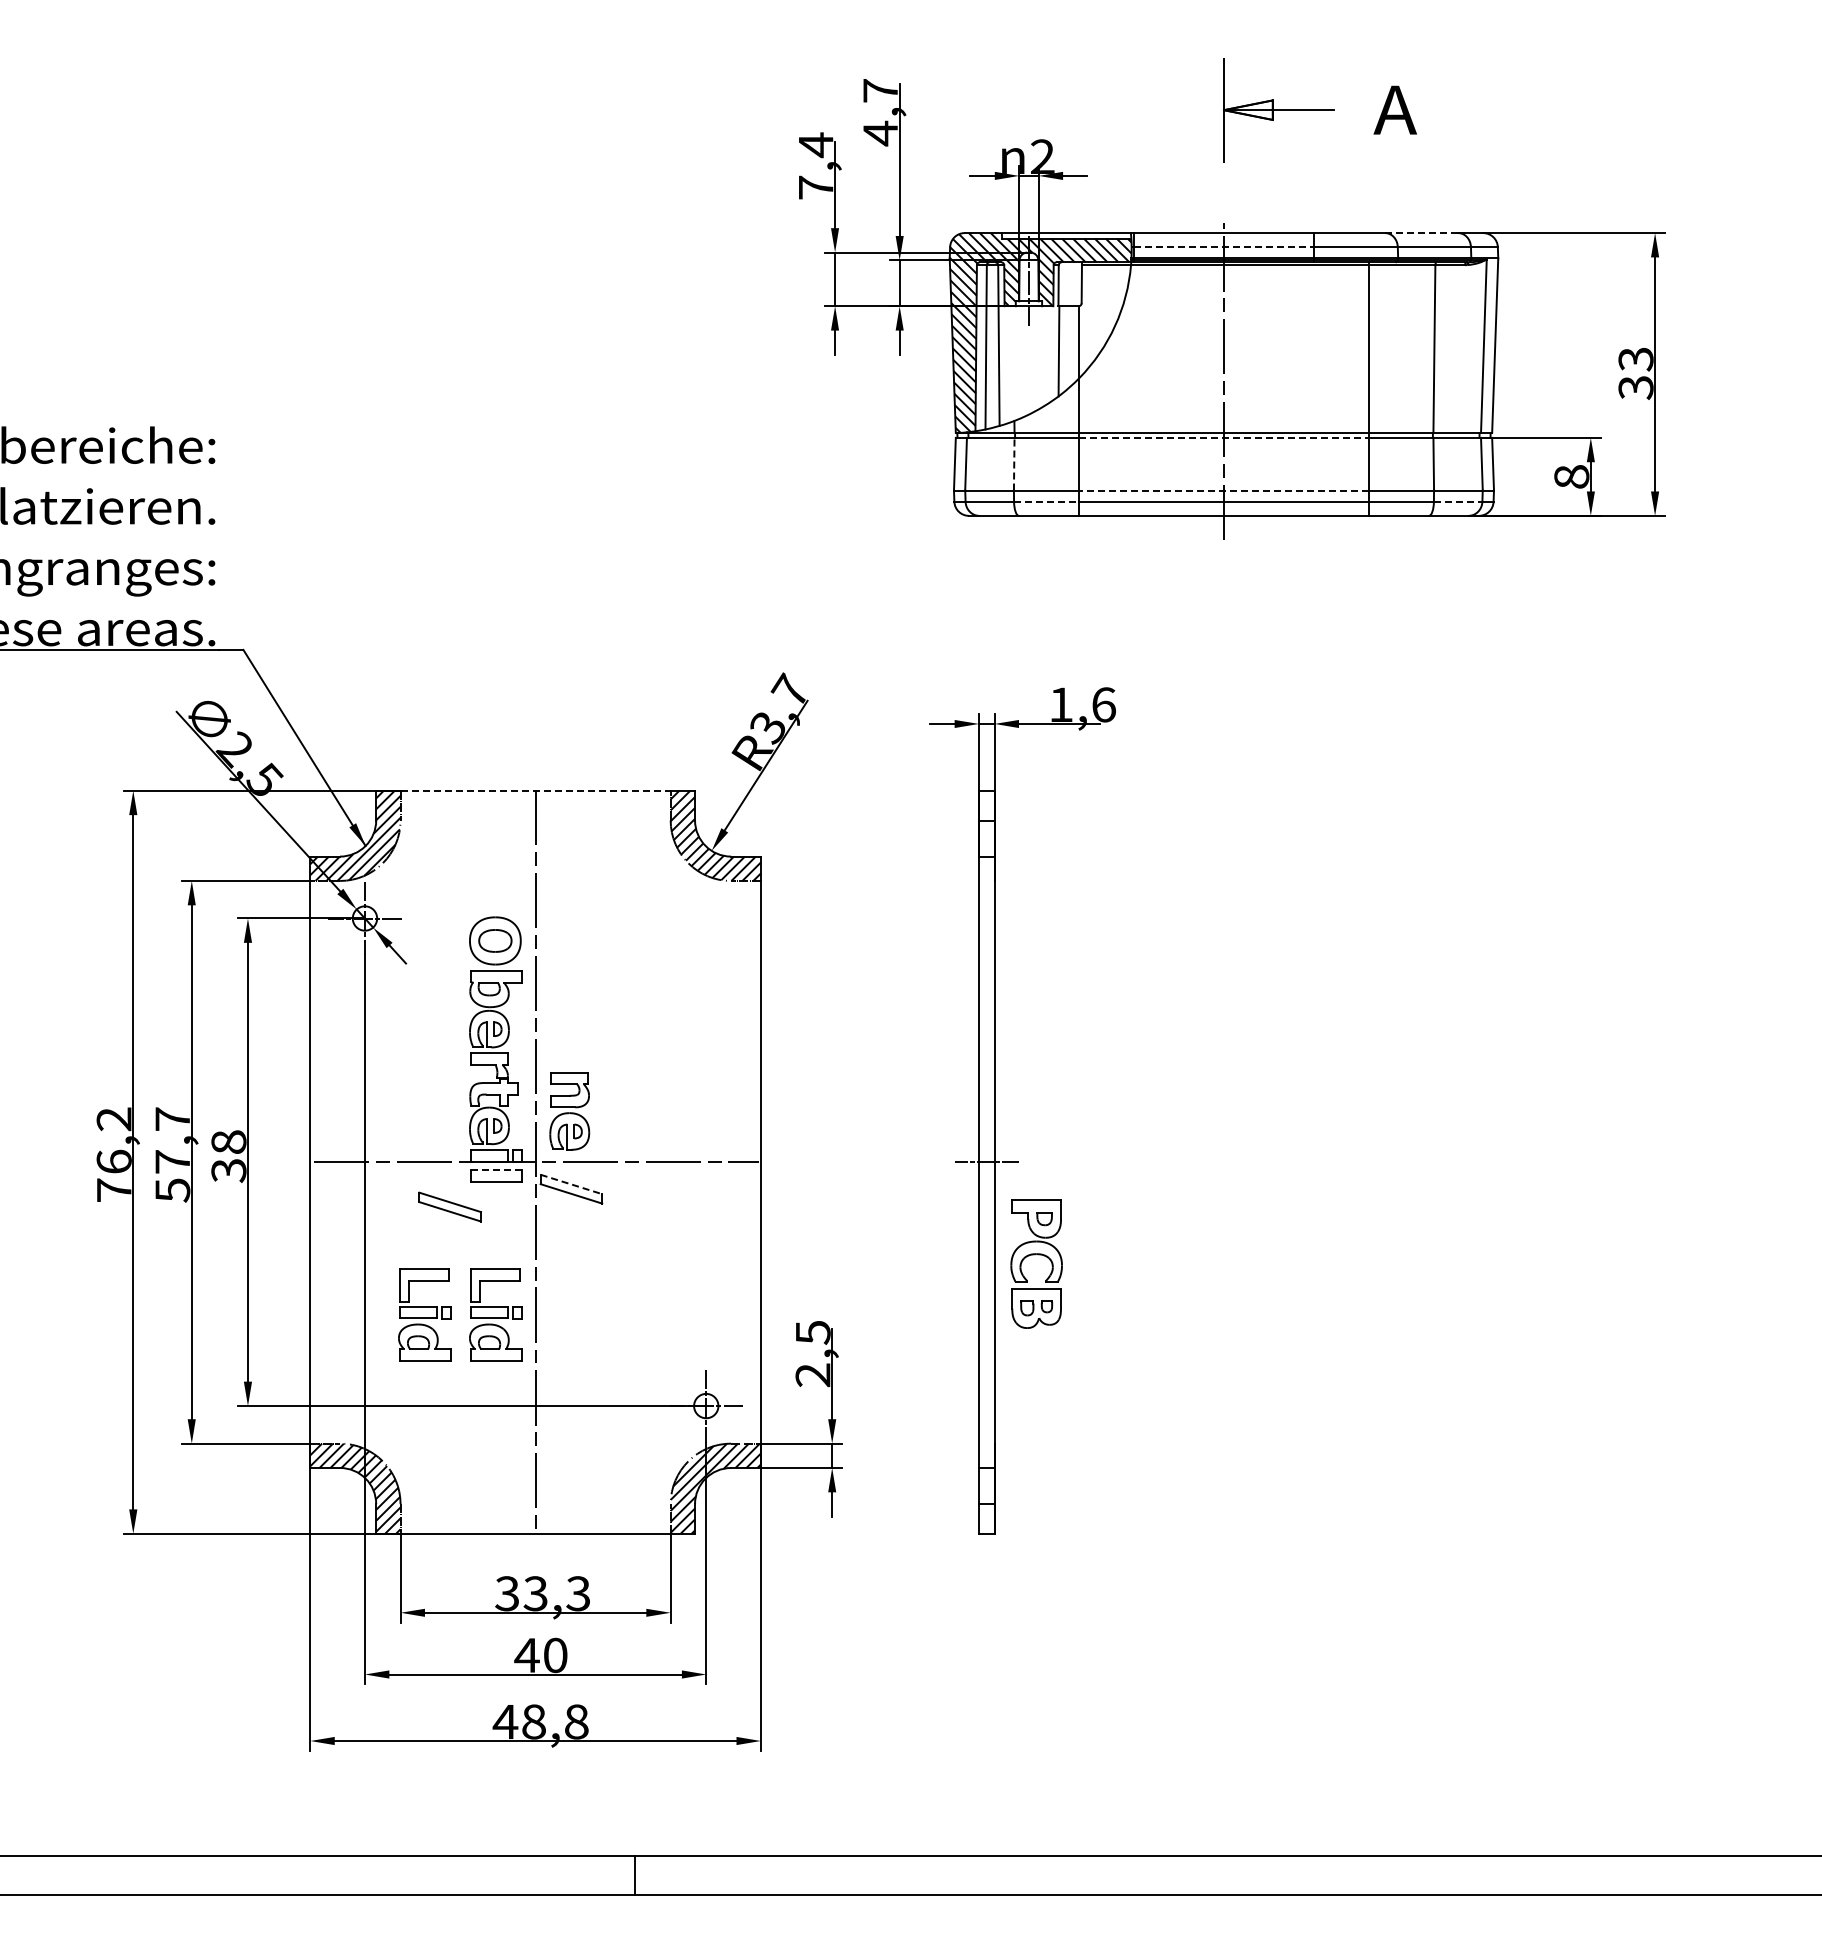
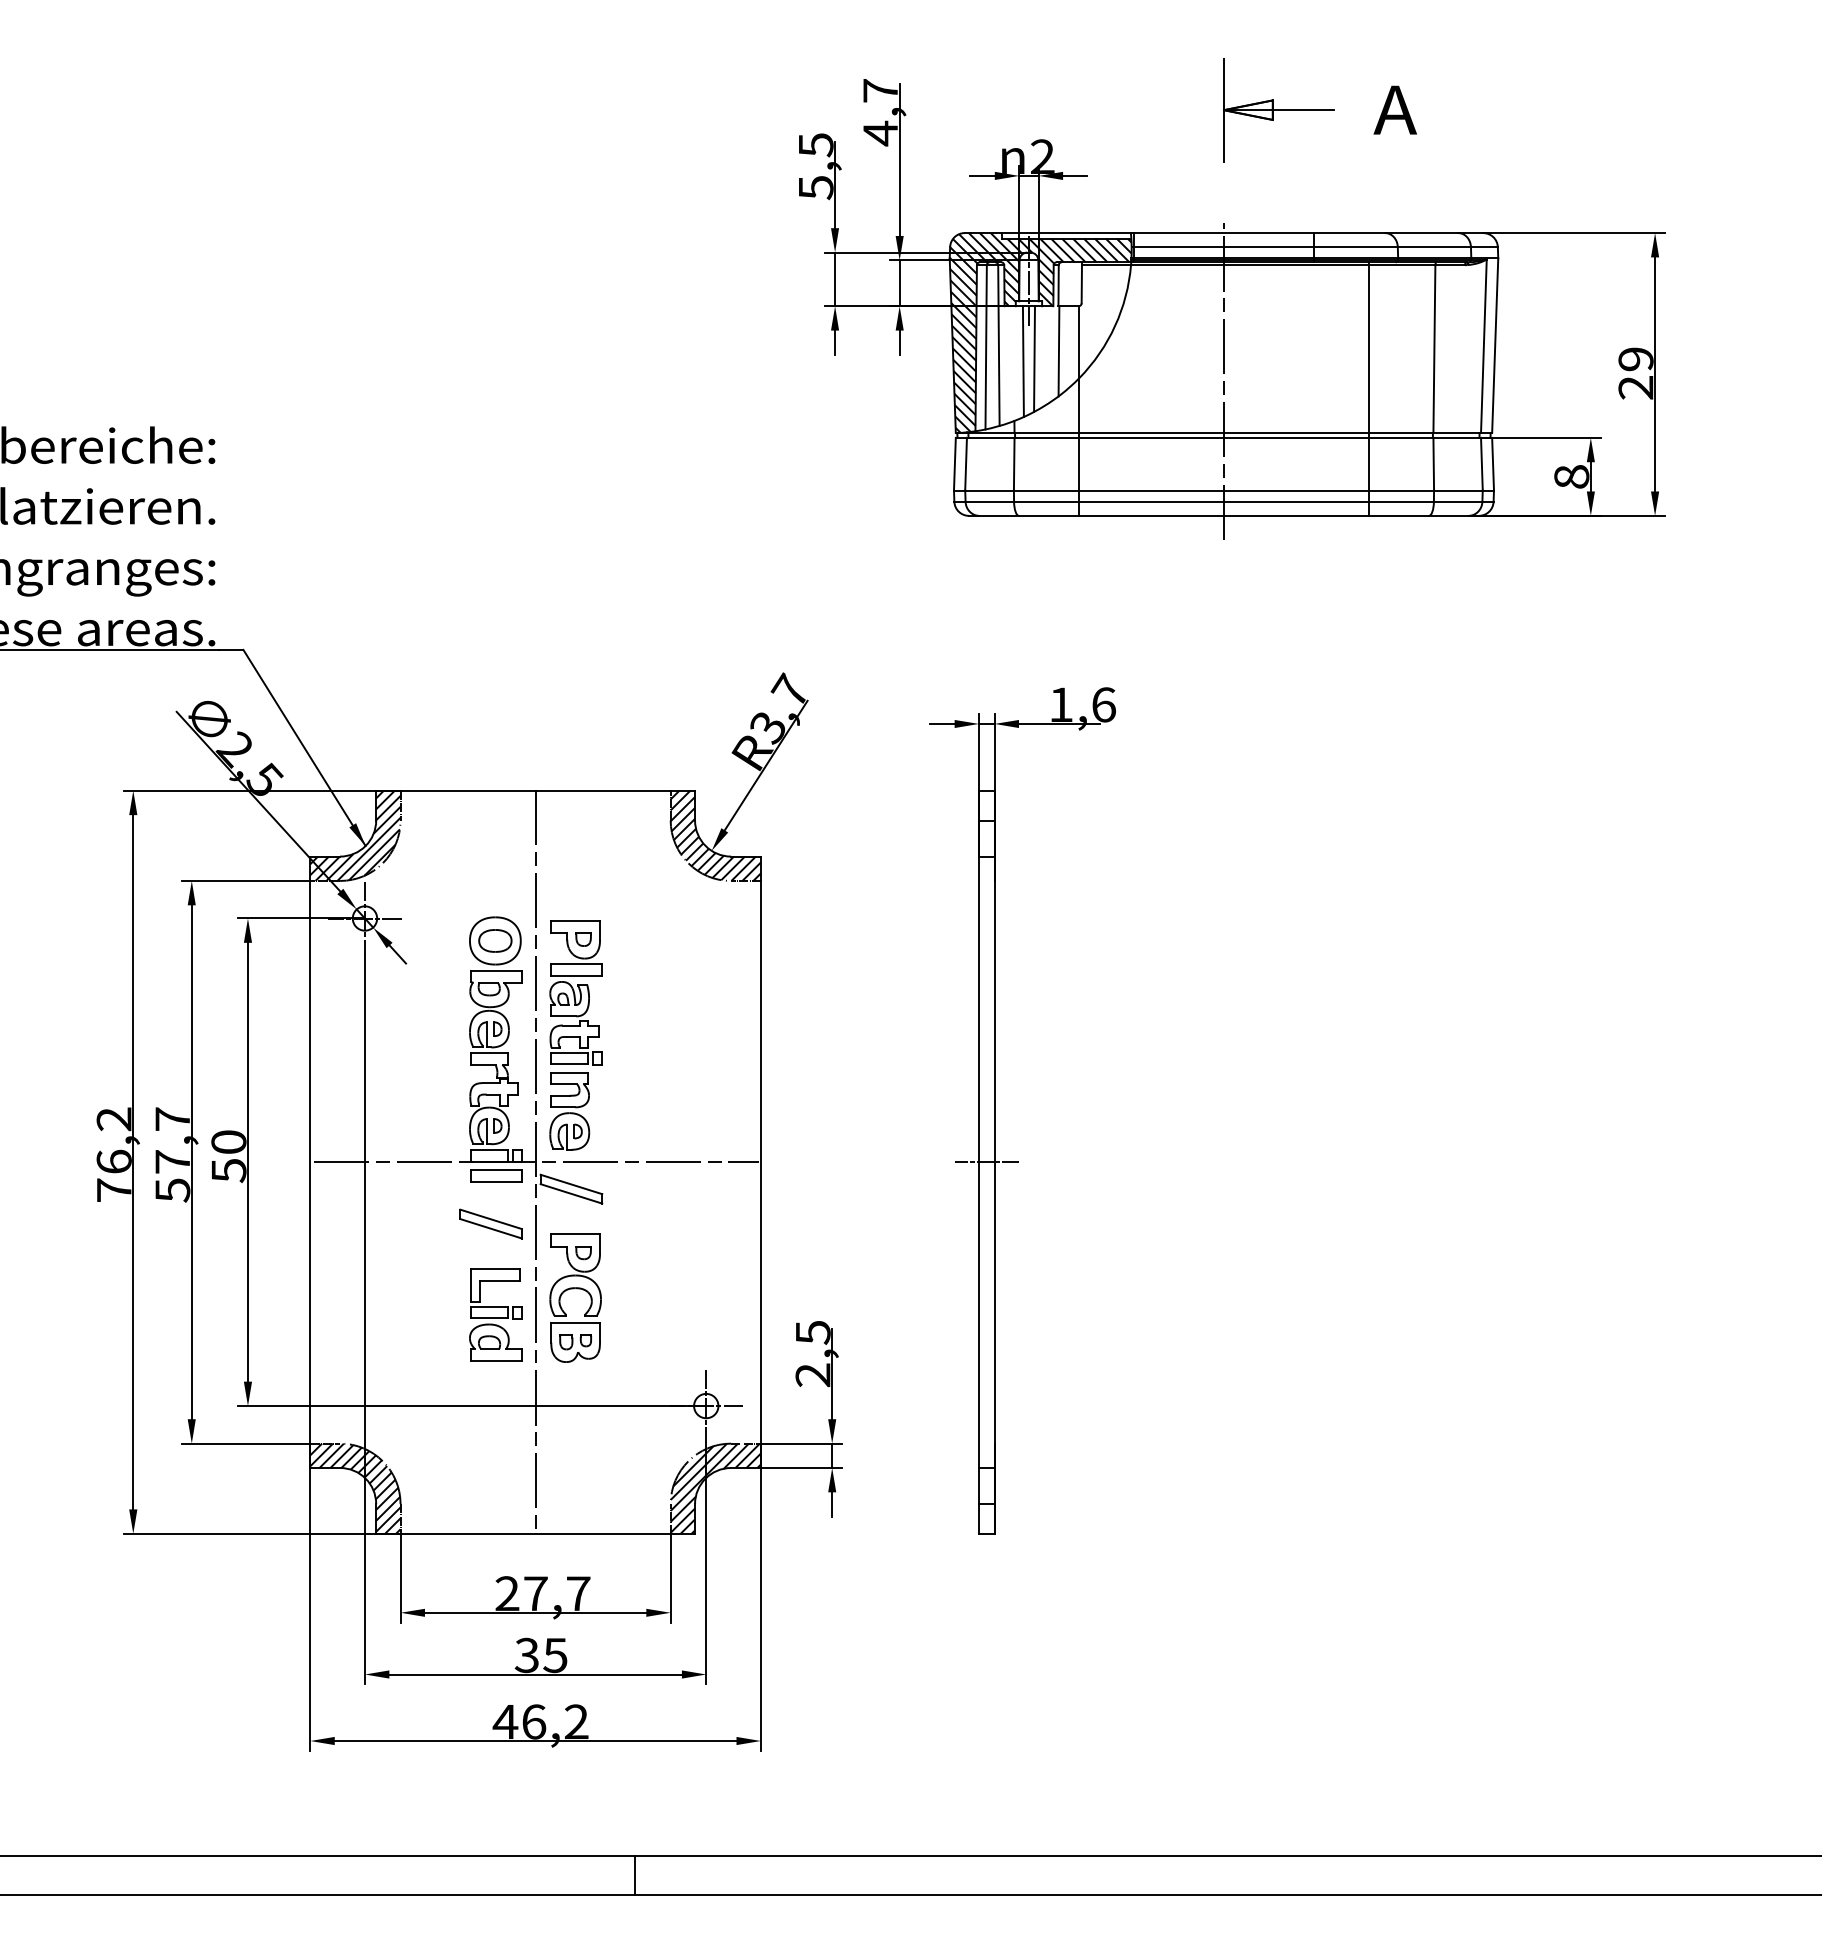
text: 7,4 -> 5,5 (816, 166)
line: dashed -> solid (1421, 233)
line: dashed -> solid (1223, 247)
line: none -> present (1034, 358)
line: none -> present (1022, 361)
text: 33 -> 29 (1635, 373)
line: dashed -> solid (1223, 437)
line: dashed -> solid (1014, 463)
line: dashed -> solid (1223, 490)
line: dashed -> solid (1046, 501)
line: dashed -> solid (1458, 501)
line: dashed -> solid (536, 790)
part: none -> present (575, 992)
text: 38 -> 50 (228, 1156)
line: dashed -> solid (496, 1170)
line: dashed -> solid (571, 1184)
part position: (449, 1206) -> (490, 1223) (490, 1223)
part position: (1035, 1255) -> (574, 1289) (574, 1289)
part: present -> none (424, 1314)
text: 33,3 -> 27,7 (542, 1593)
text: 40 -> 35 (540, 1655)
text: 48,8 -> 46,2 (555, 1721)
